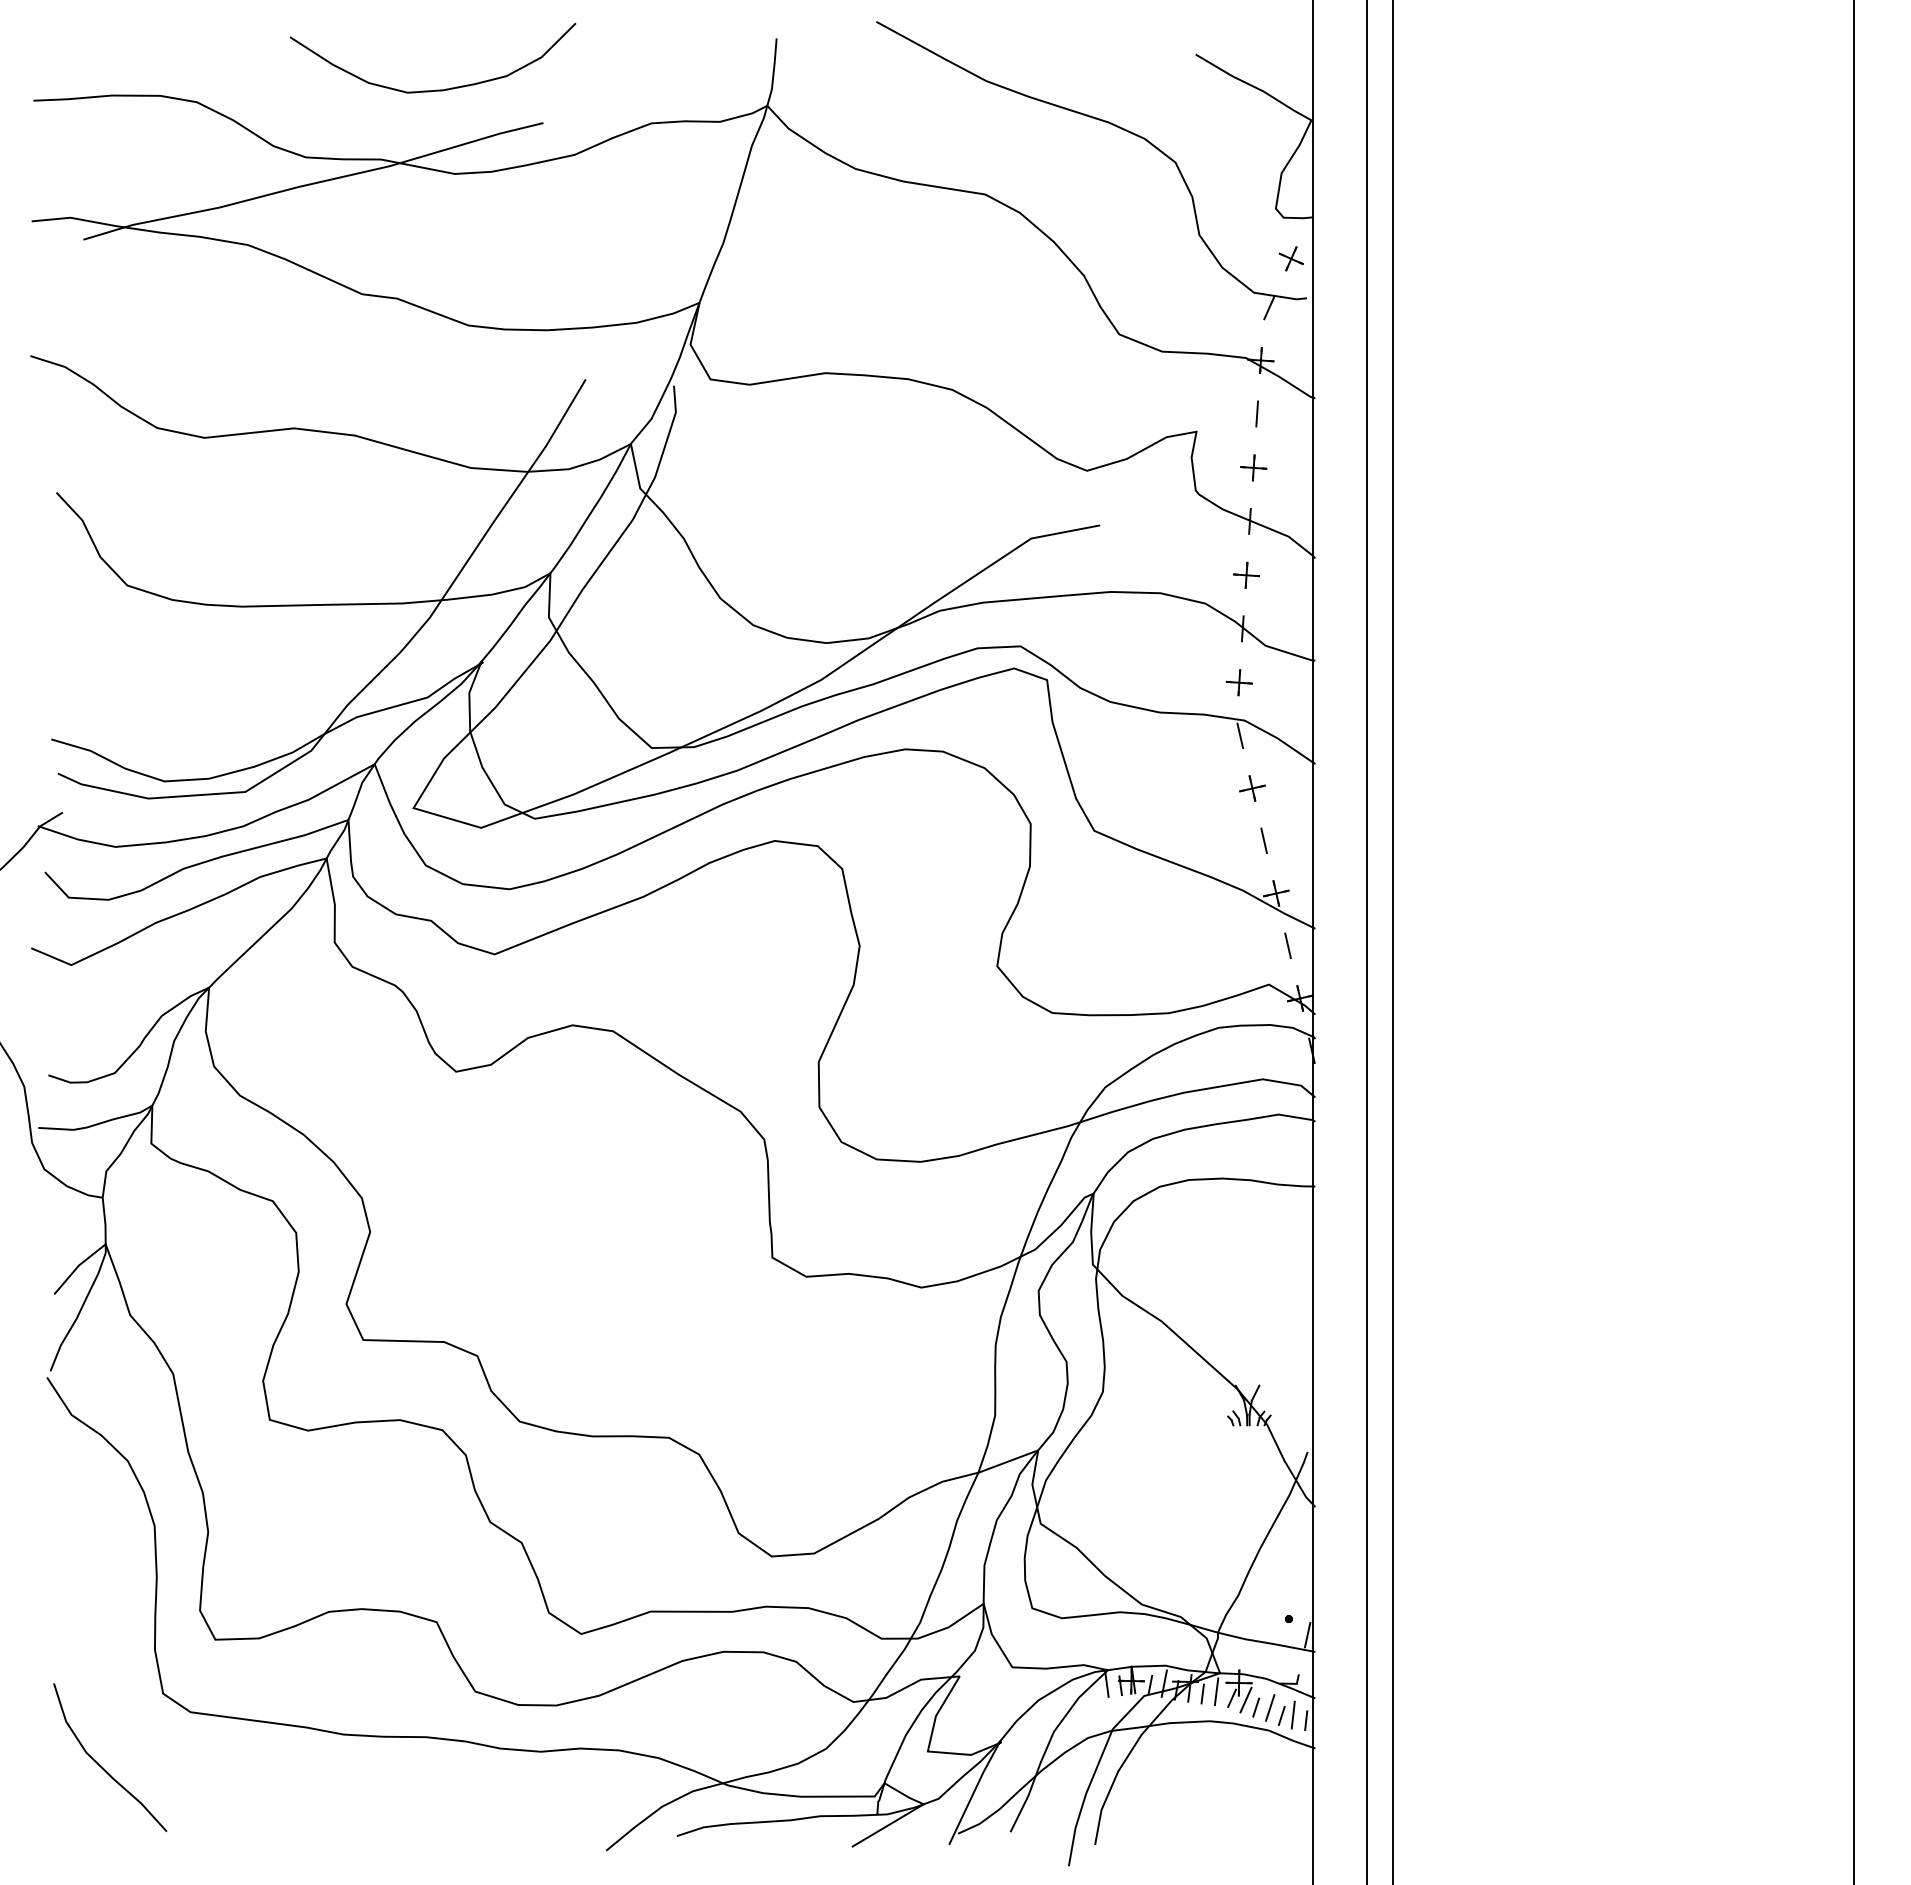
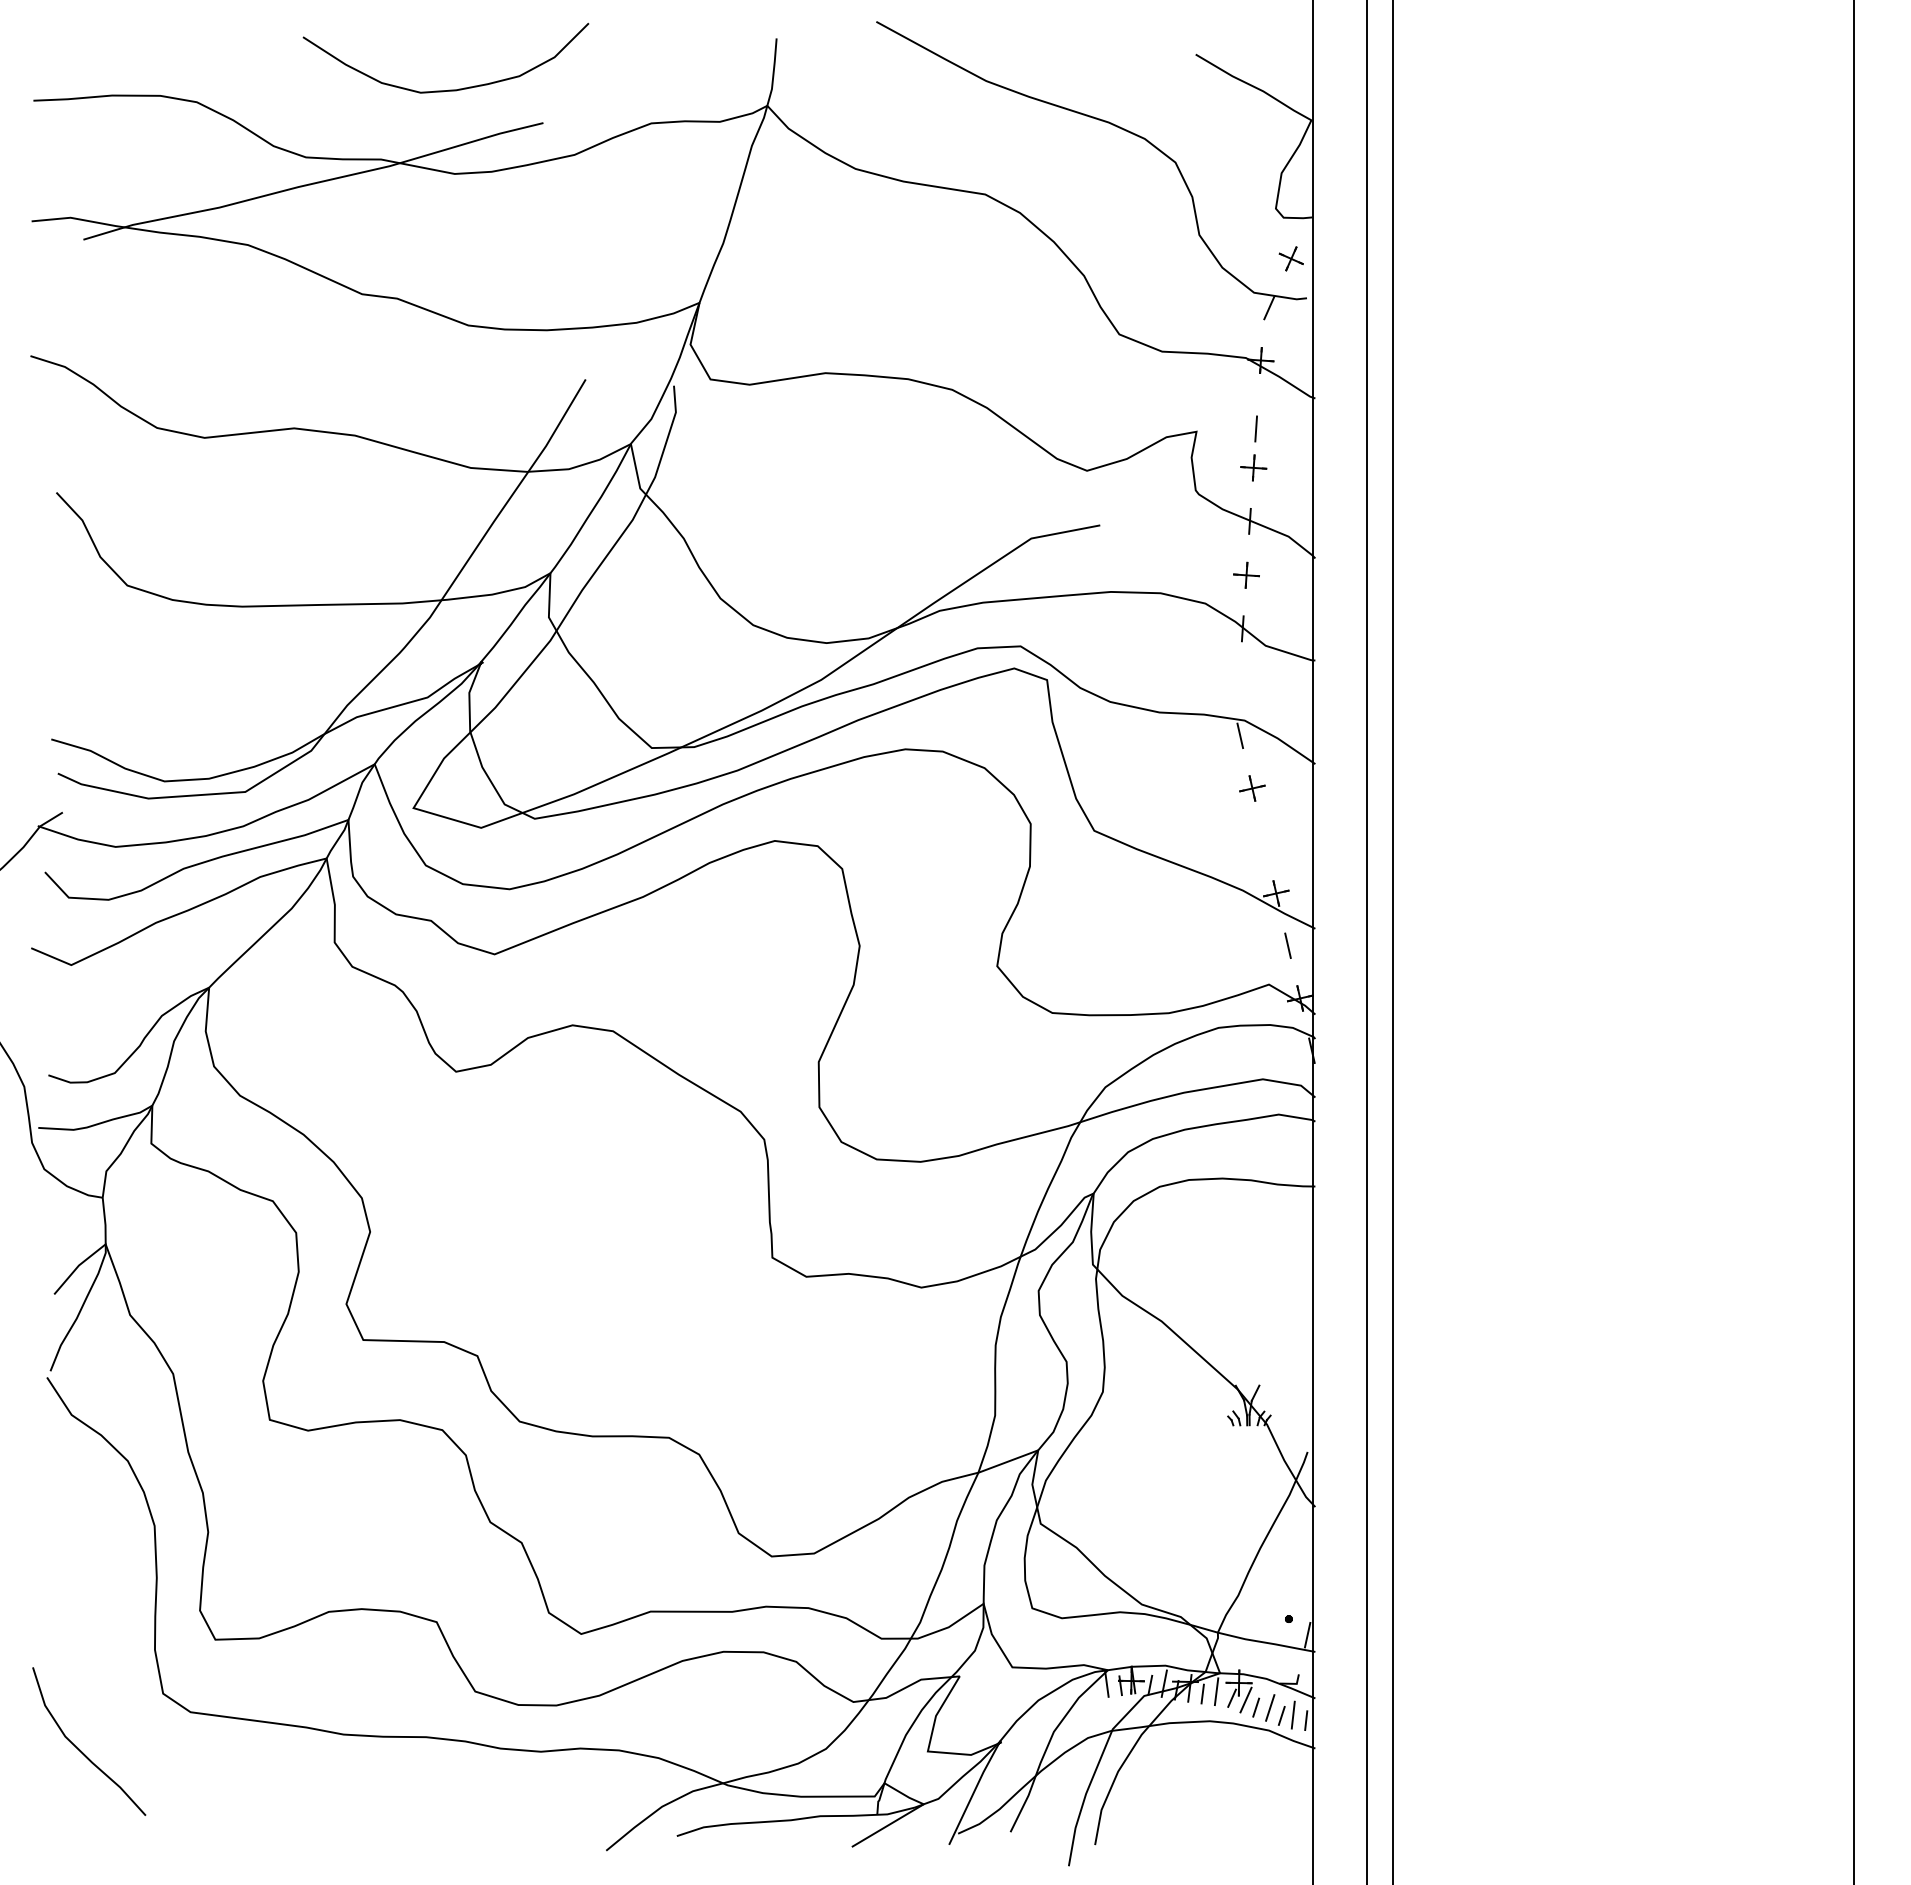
curve position: (435, 89) -> (448, 89) (448, 89)
line position: (1256, 413) -> (1255, 428) (1255, 428)
part: present -> none (1238, 682)
line: present -> none (1263, 840)
curve position: (101, 1765) -> (80, 1749) (80, 1749)
